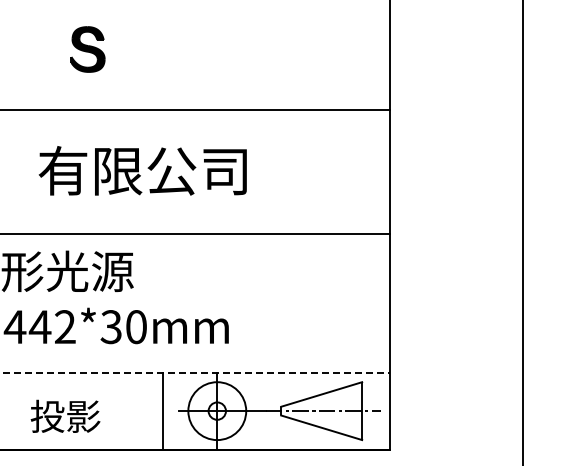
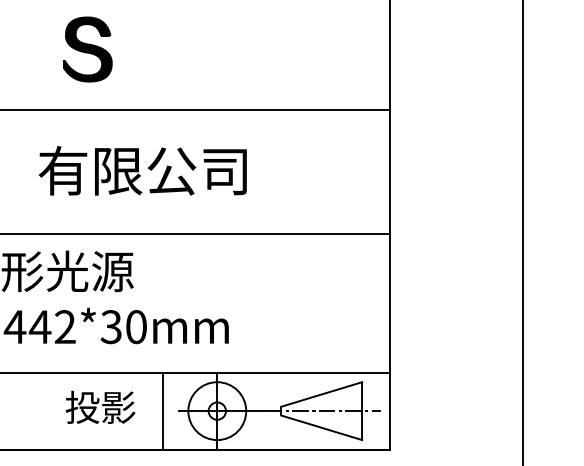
part size: 36x47 px -> 50x67 px (87, 49)
line: dashed -> solid (195, 372)
text position: (65, 415) -> (100, 406) (100, 406)
